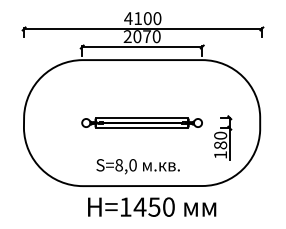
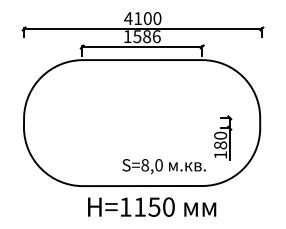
text: 2070 -> 1586 (141, 36)
part: present -> none (141, 122)
text position: (137, 166) -> (163, 166) (163, 166)
text: H=1450 -> H=1150 (139, 206)
